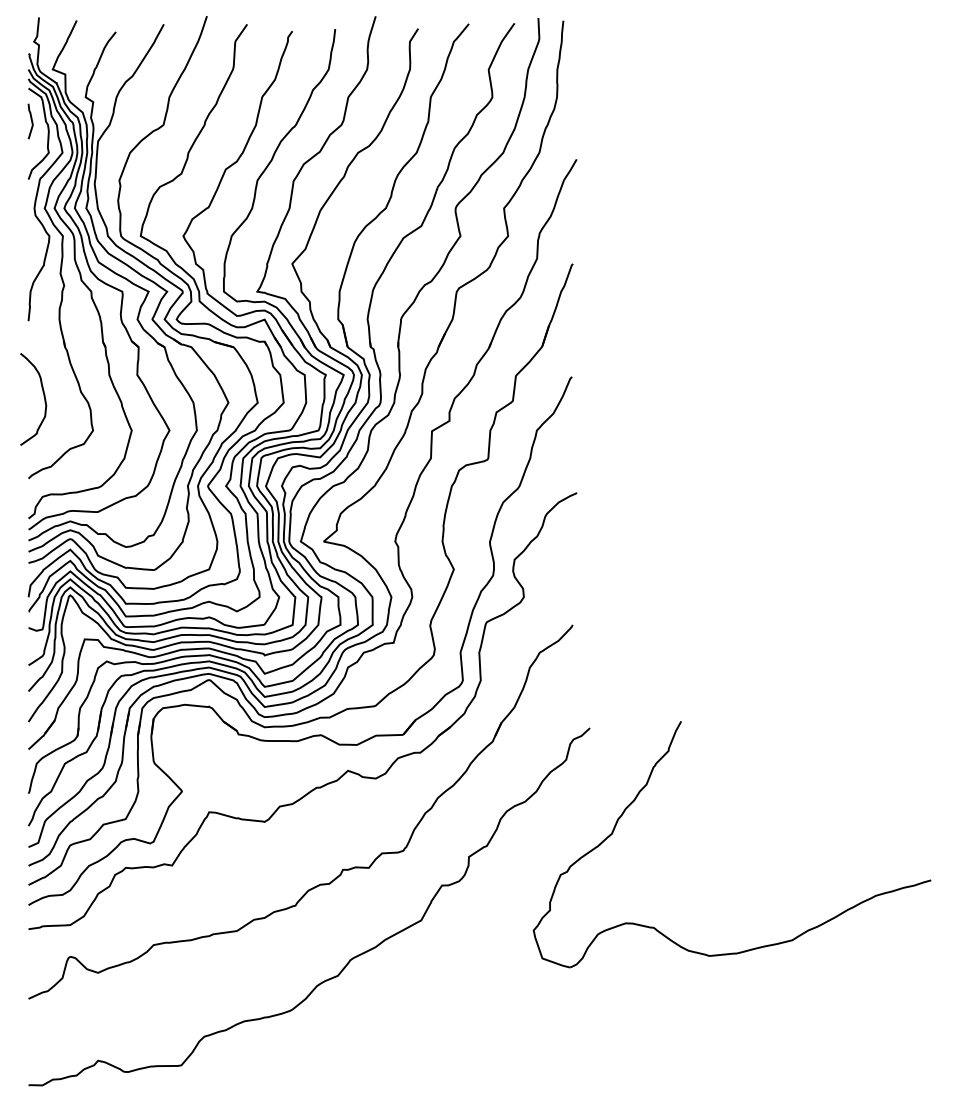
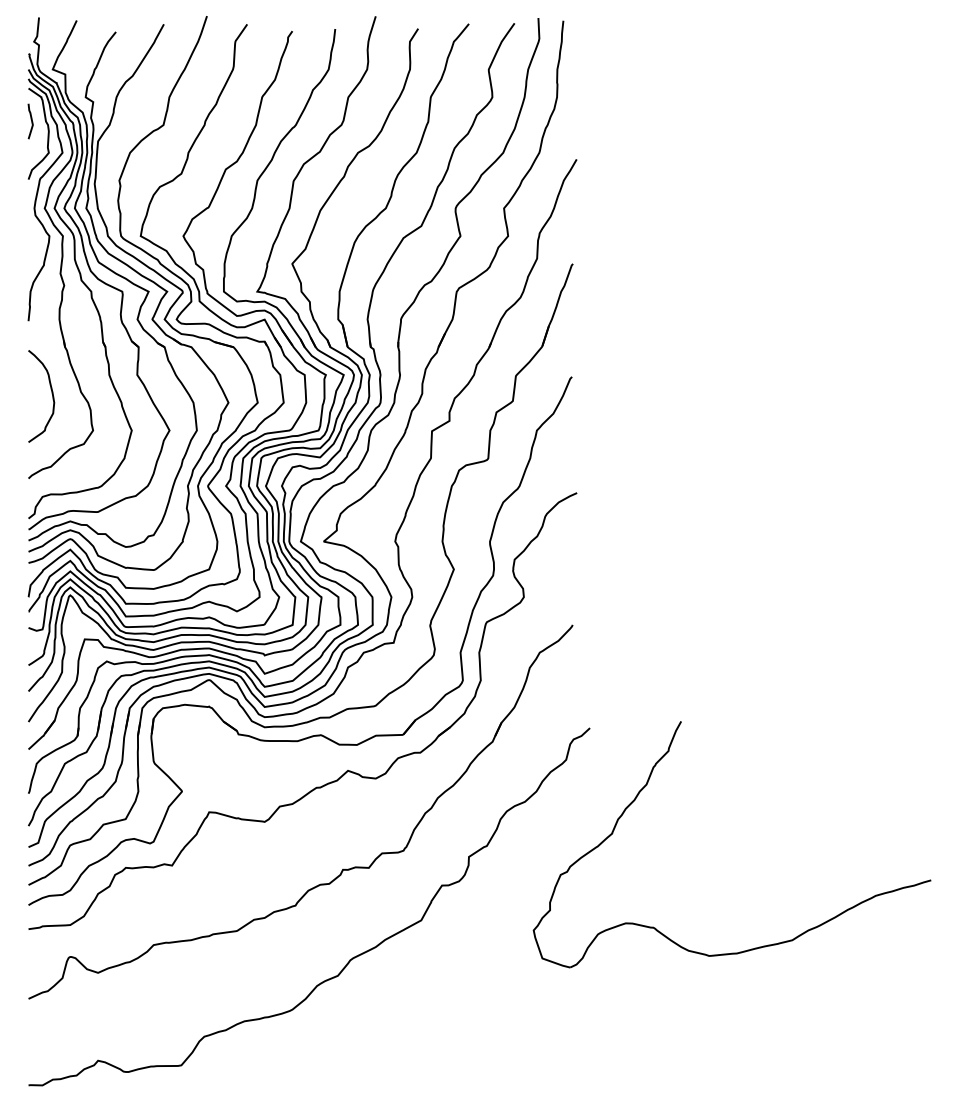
curve position: (43, 396) -> (51, 393) (51, 393)
